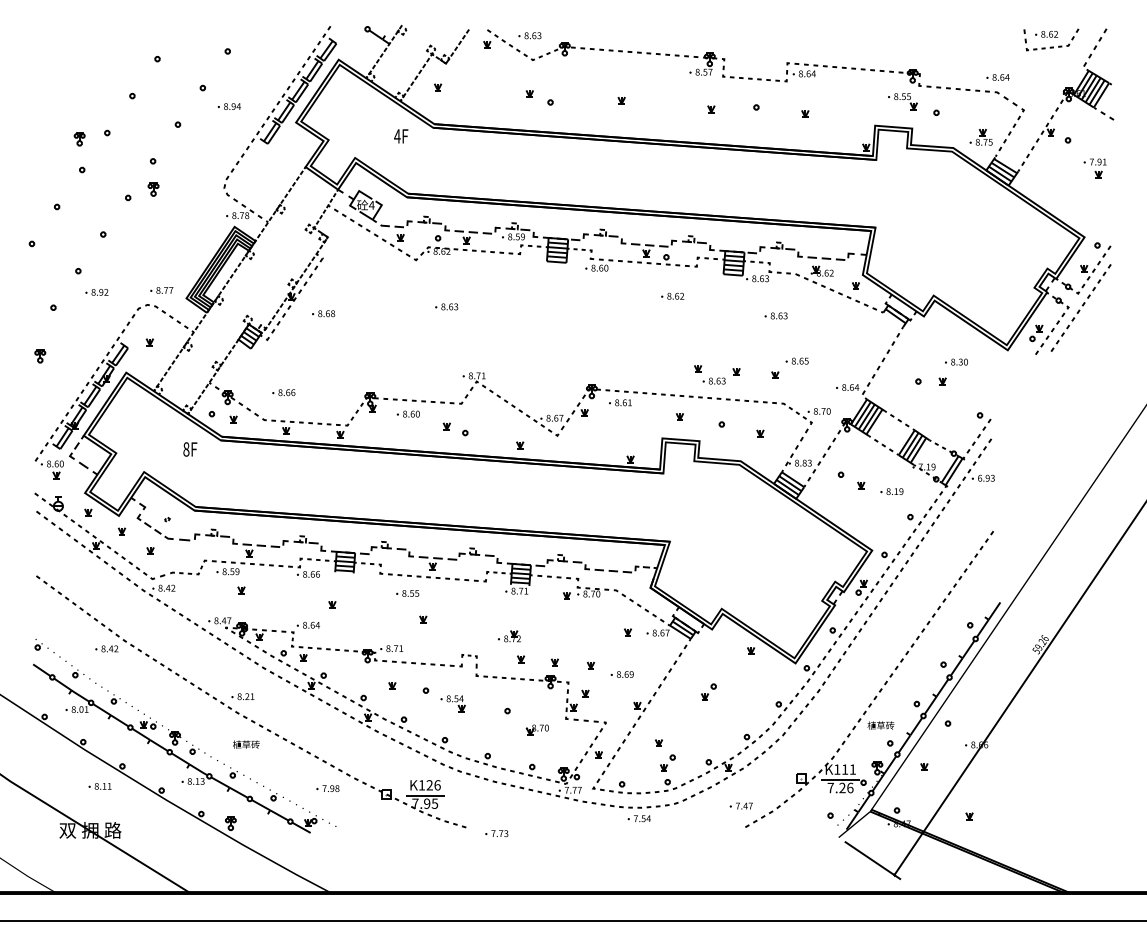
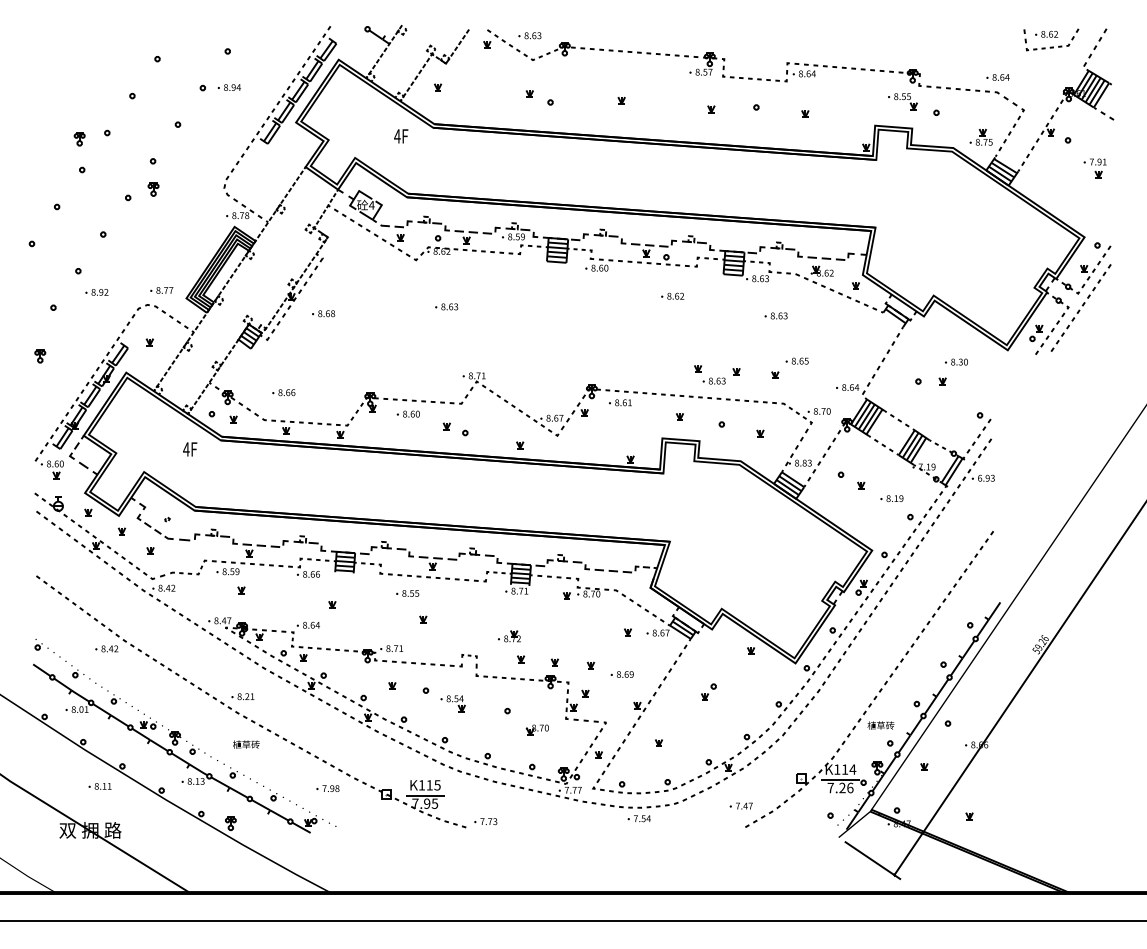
text position: (228, 106) -> (228, 87) (228, 87)
text: 8F -> 4F (186, 449)
text position: (891, 491) -> (891, 498) (891, 498)
part: present -> none (667, 762)
text: K111 -> K114 (852, 769)
text: K126 -> K115 (433, 785)
text position: (496, 833) -> (485, 821) (485, 821)
